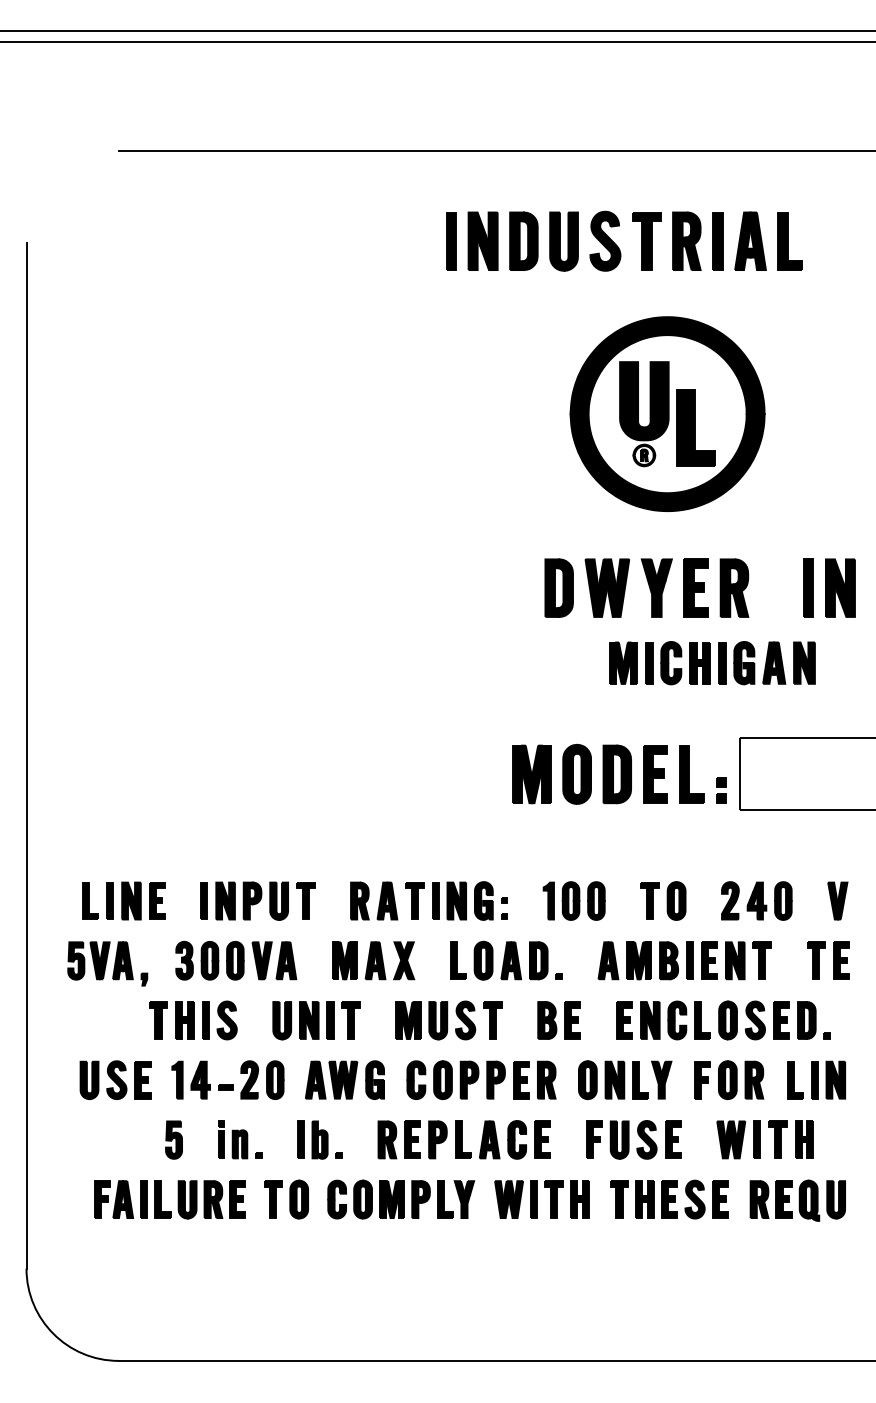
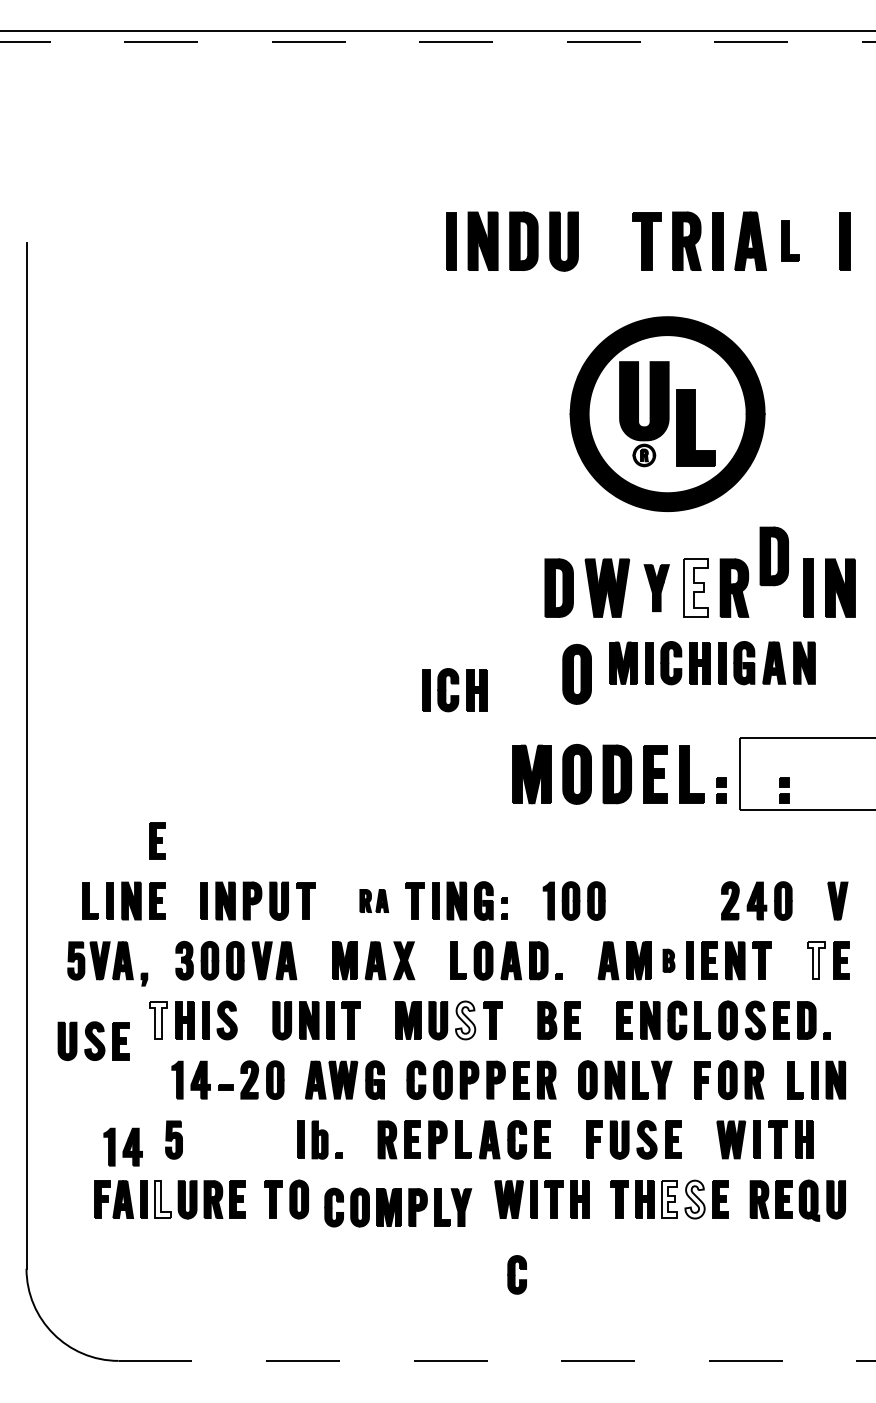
line: solid -> dashed (437, 42)
line: present -> none (495, 151)
part: present -> none (605, 240)
part size: 26x59 px -> 19x42 px (790, 240)
part: none -> present (844, 241)
part: none -> present (773, 556)
part size: 33x60 px -> 27x48 px (656, 587)
fill: present -> none (696, 587)
part: none -> present (576, 673)
part: none -> present (454, 690)
part: none -> present (784, 790)
part: none -> present (157, 840)
part size: 49x40 px -> 31x24 px (374, 900)
part: present -> none (663, 900)
part size: 20x40 px -> 14x25 px (668, 960)
fill: present -> none (816, 960)
fill: present -> none (158, 1020)
fill: present -> none (465, 1020)
part position: (115, 1080) -> (93, 1041) (93, 1041)
part: present -> none (240, 1139)
part: none -> present (122, 1146)
fill: present -> none (162, 1199)
part position: (401, 1199) -> (398, 1207) (398, 1207)
fill: present -> none (669, 1199)
fill: present -> none (694, 1199)
part: none -> present (516, 1274)
line: solid -> dashed (497, 1360)
